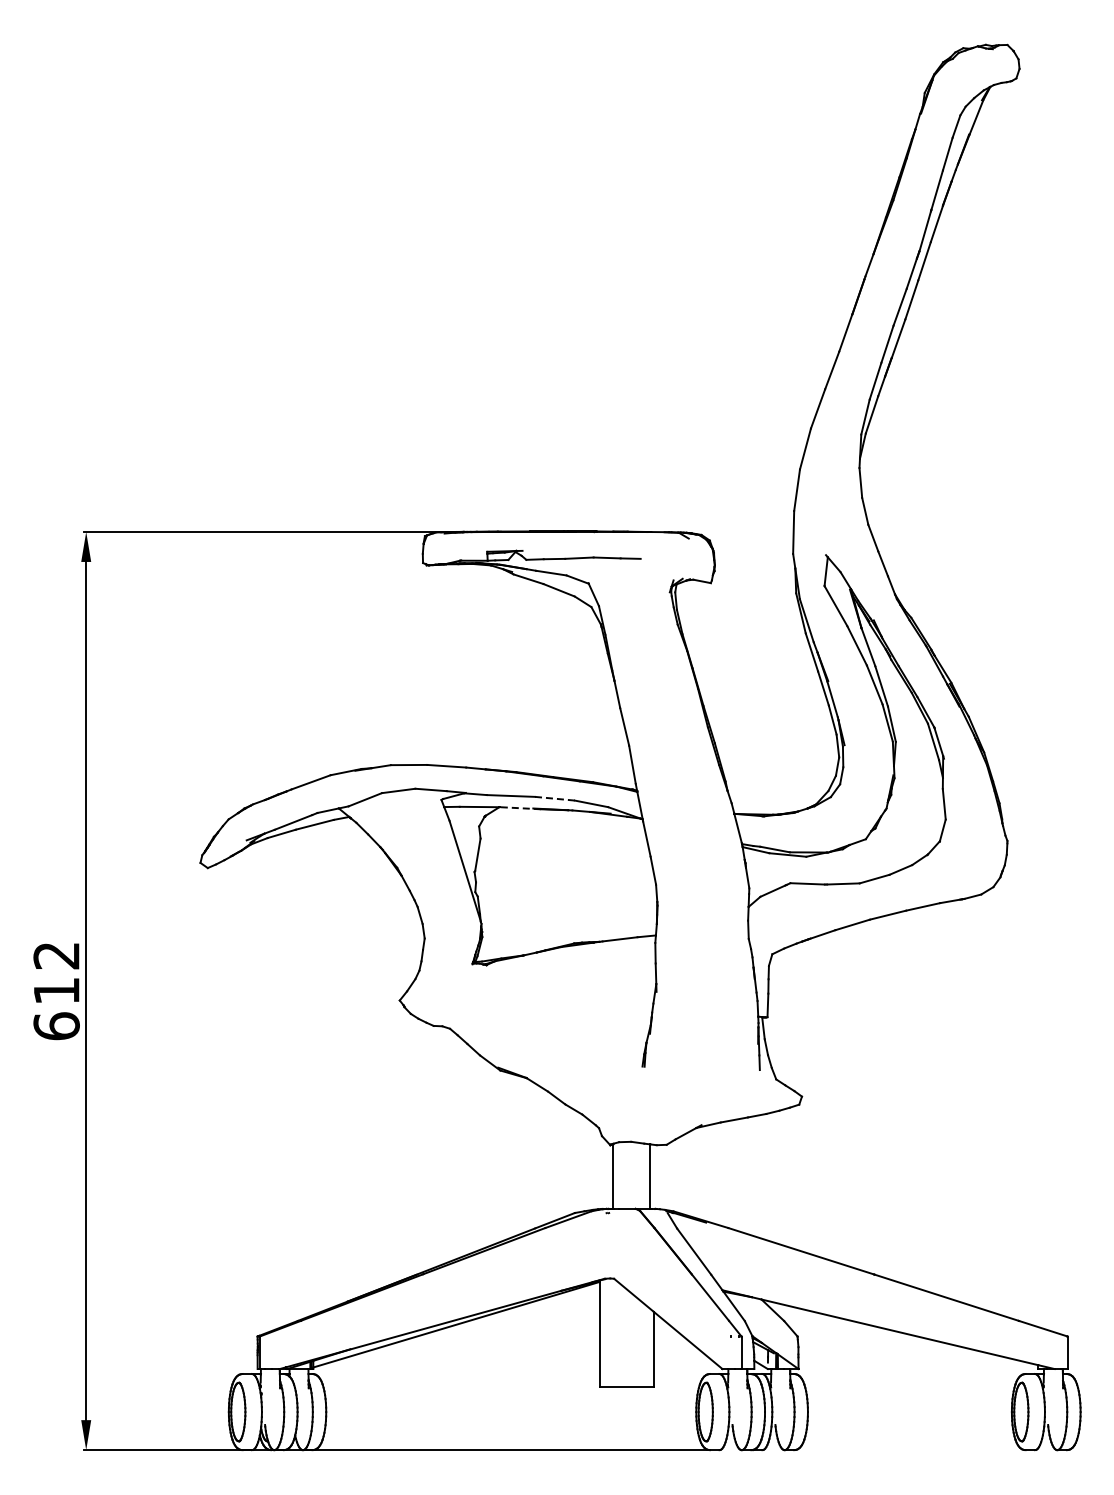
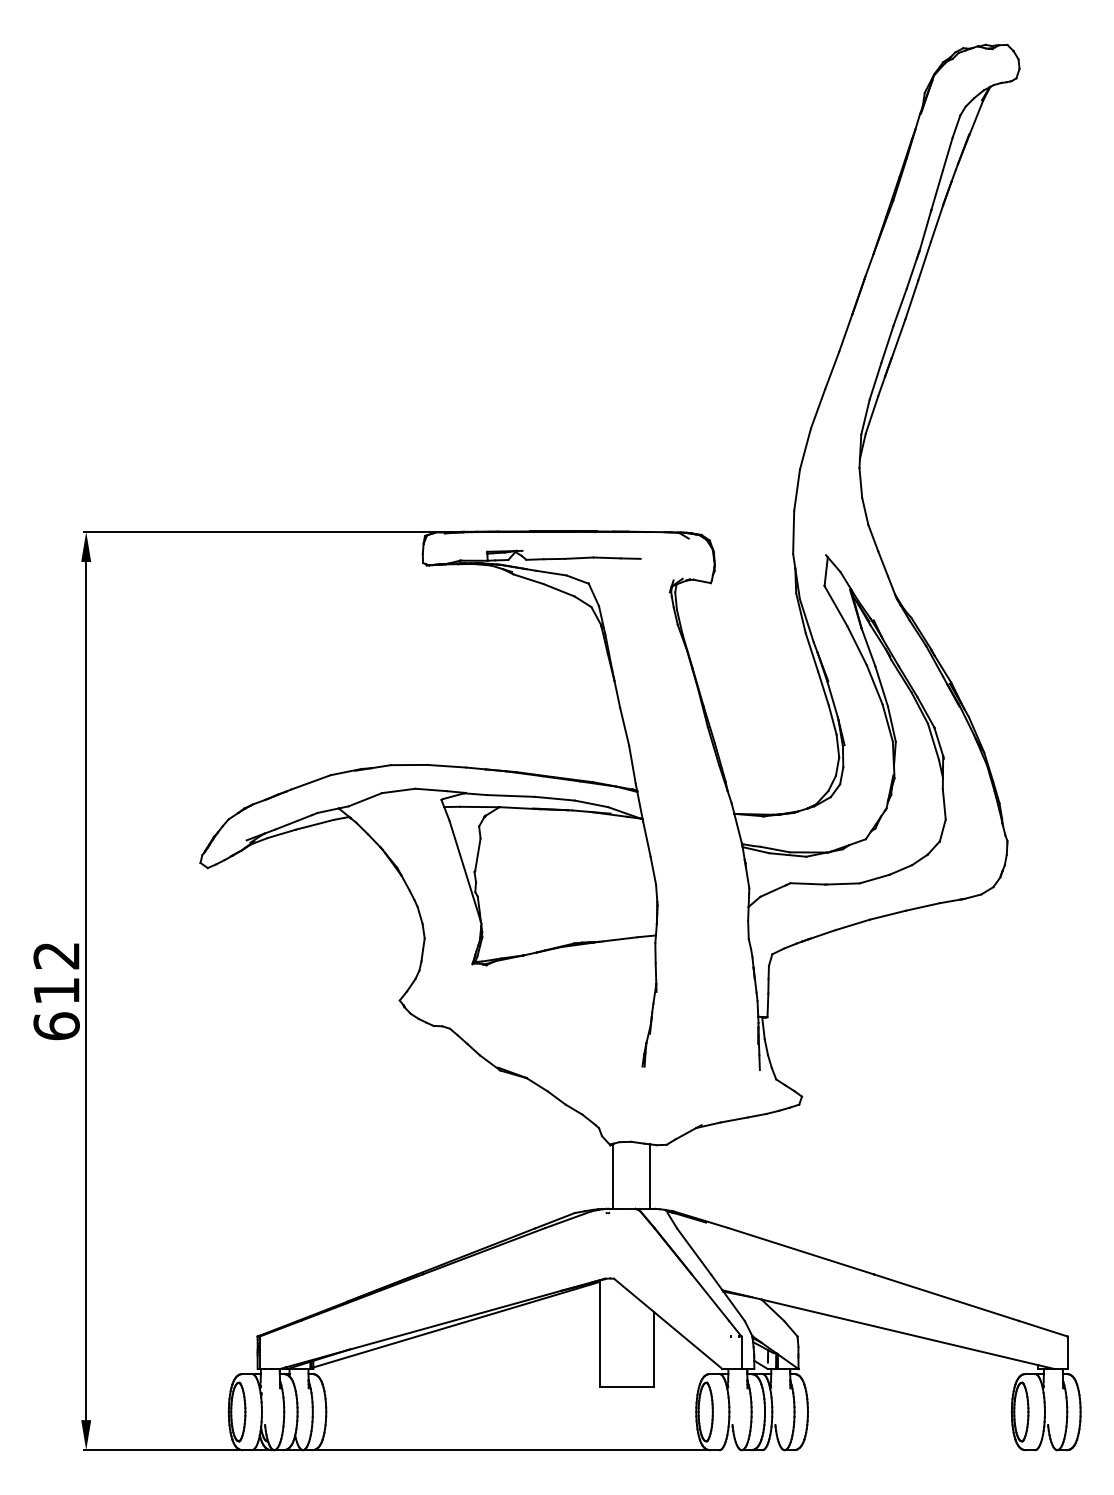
line: dashed -> solid (554, 798)
line: dashed -> solid (520, 808)
